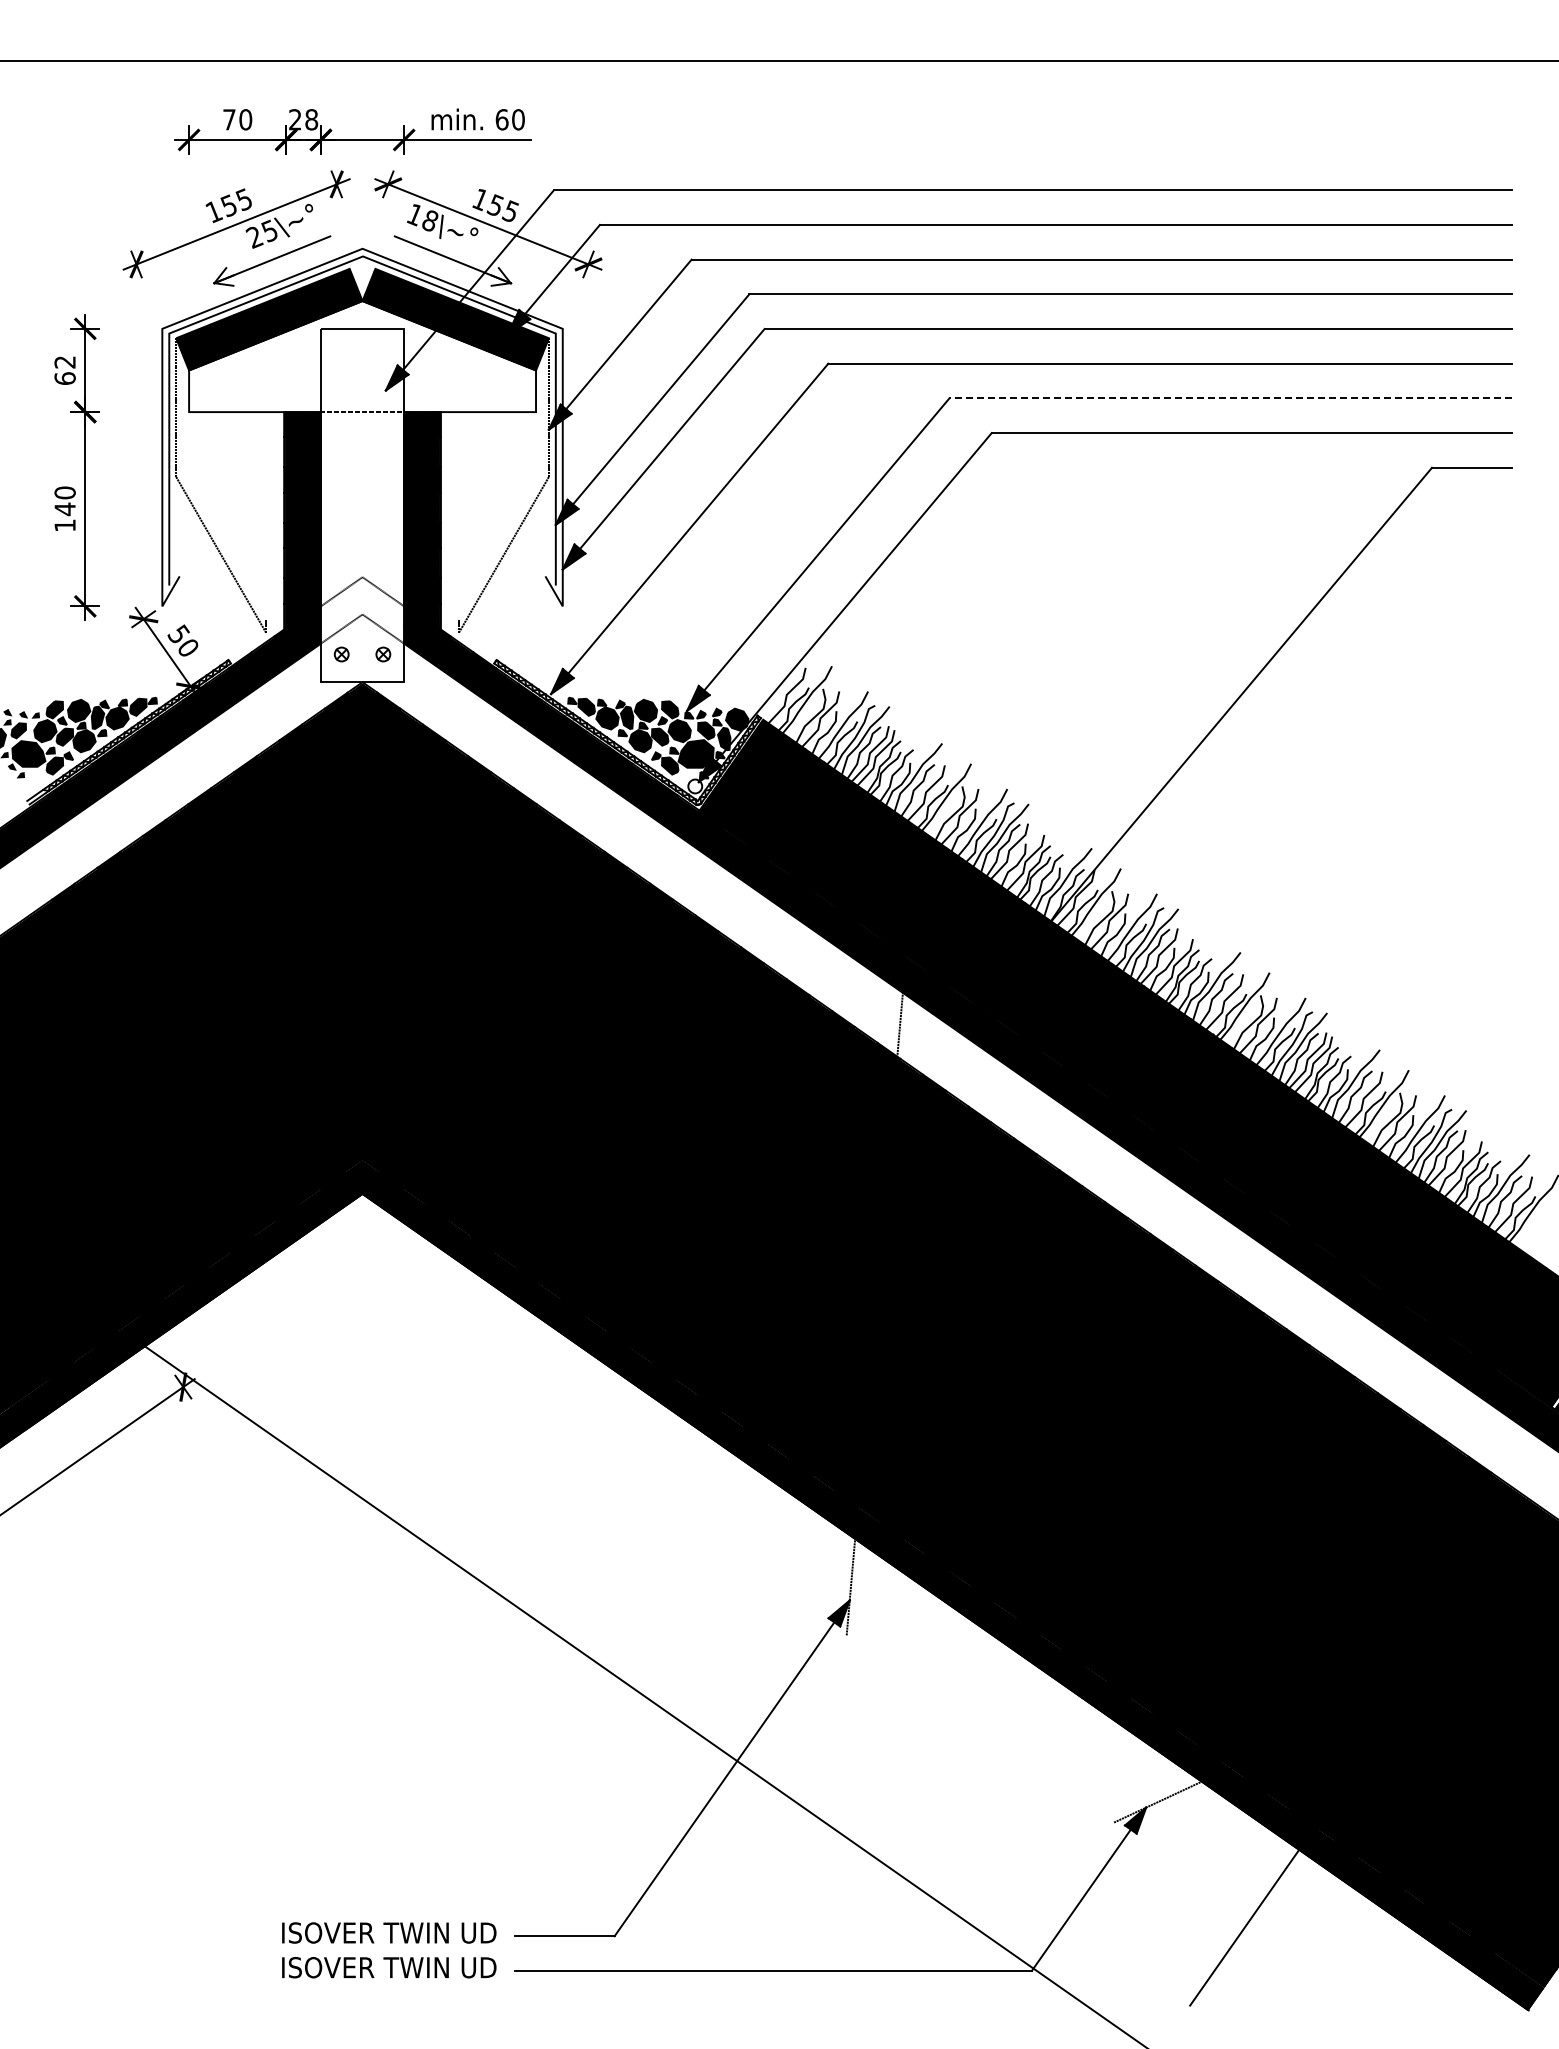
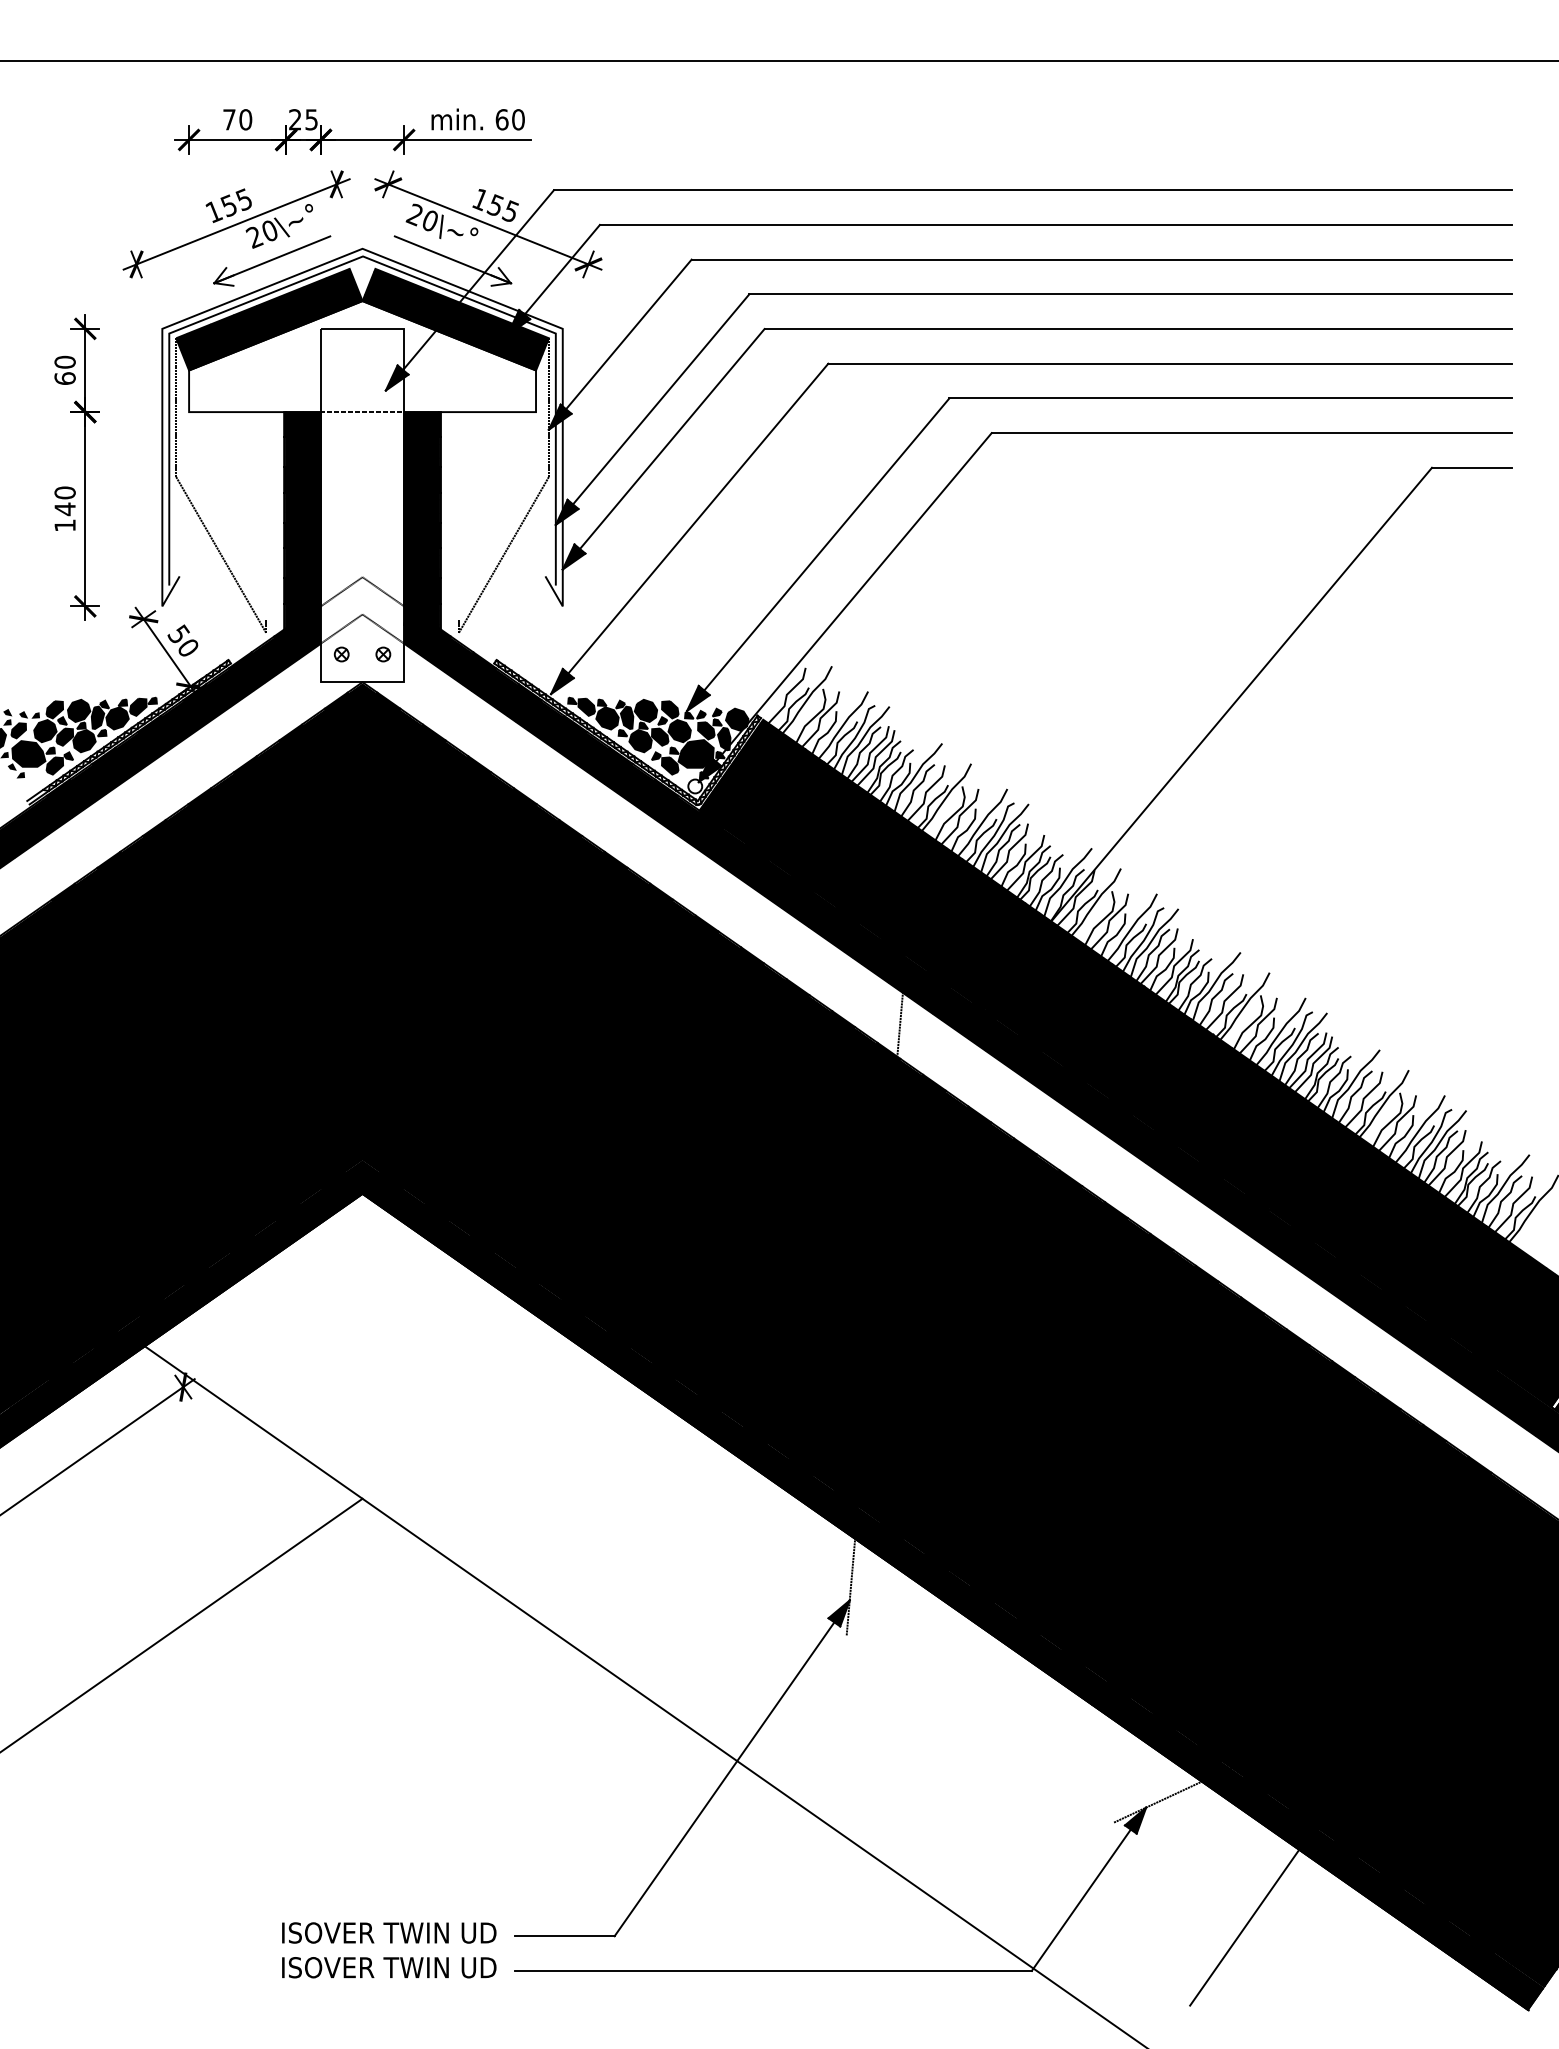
text: 28 -> 25 (311, 119)
text: 18 -> 20 (421, 217)
text: 25 -> 20 (268, 230)
text: 62 -> 60 (64, 361)
line: dashed -> solid (1230, 398)
line: none -> present (182, 1624)
